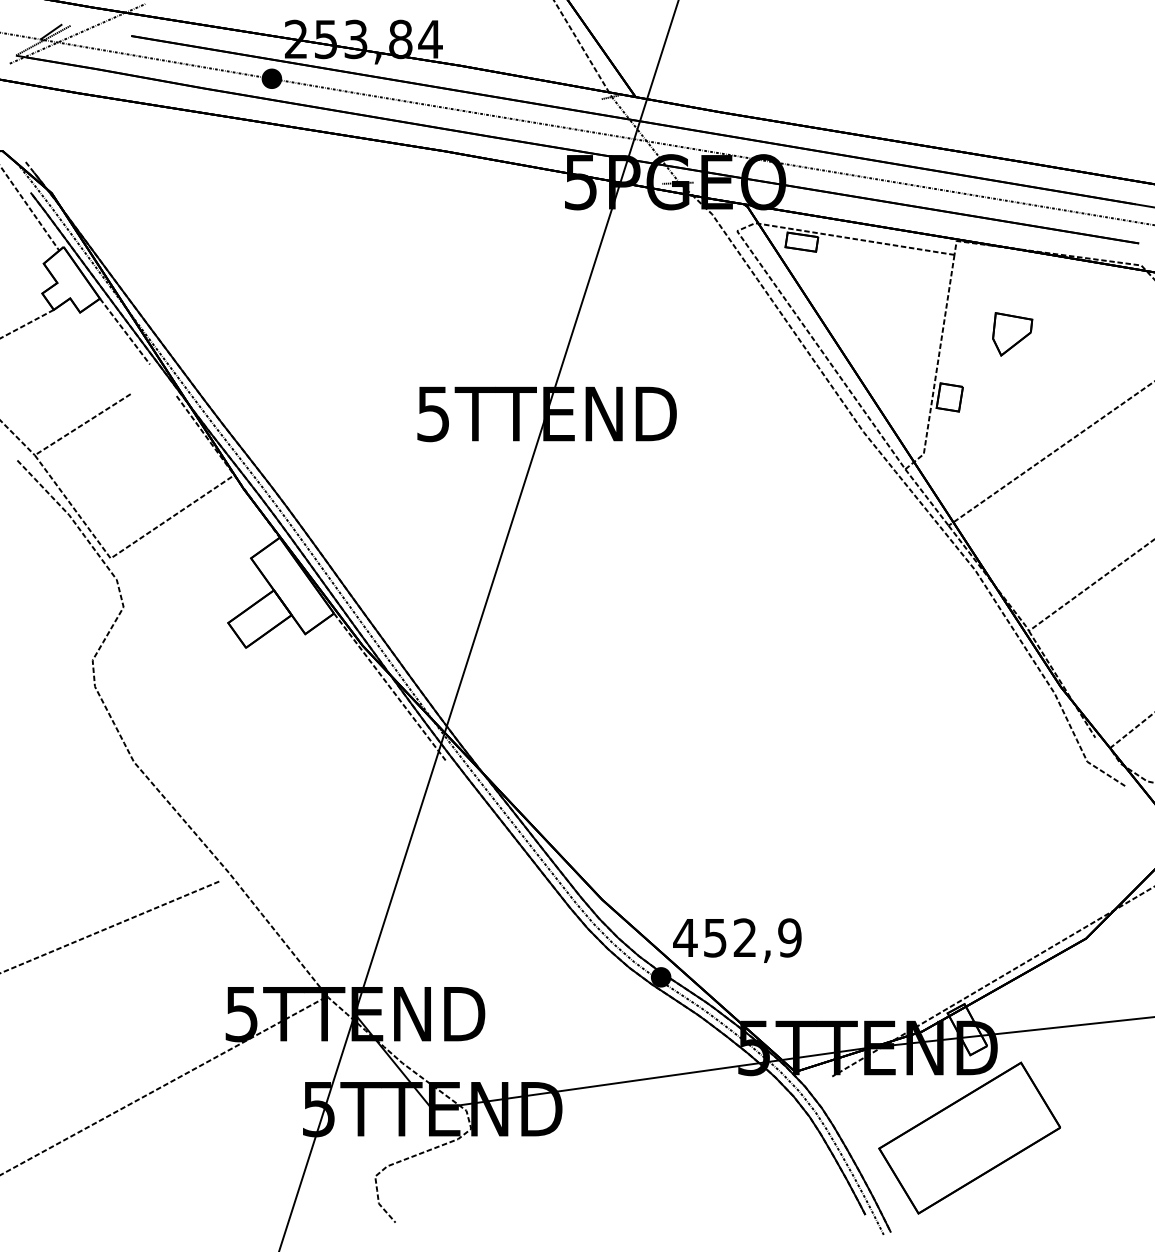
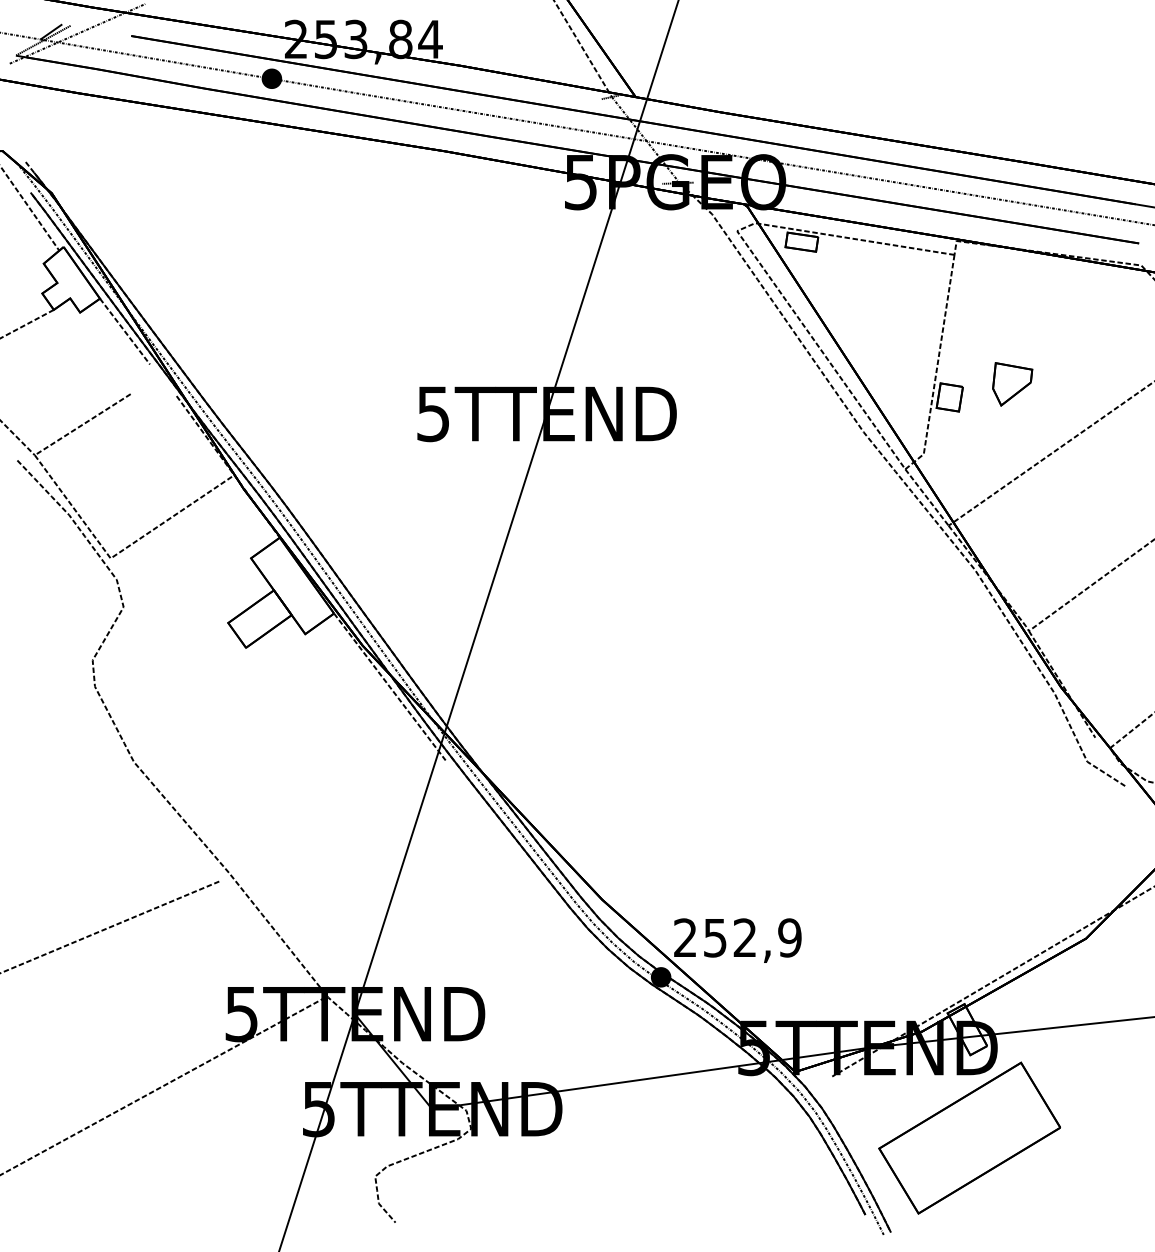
part position: (1012, 334) -> (1012, 384) (1012, 384)
text: 452,9 -> 252,9 (685, 937)
